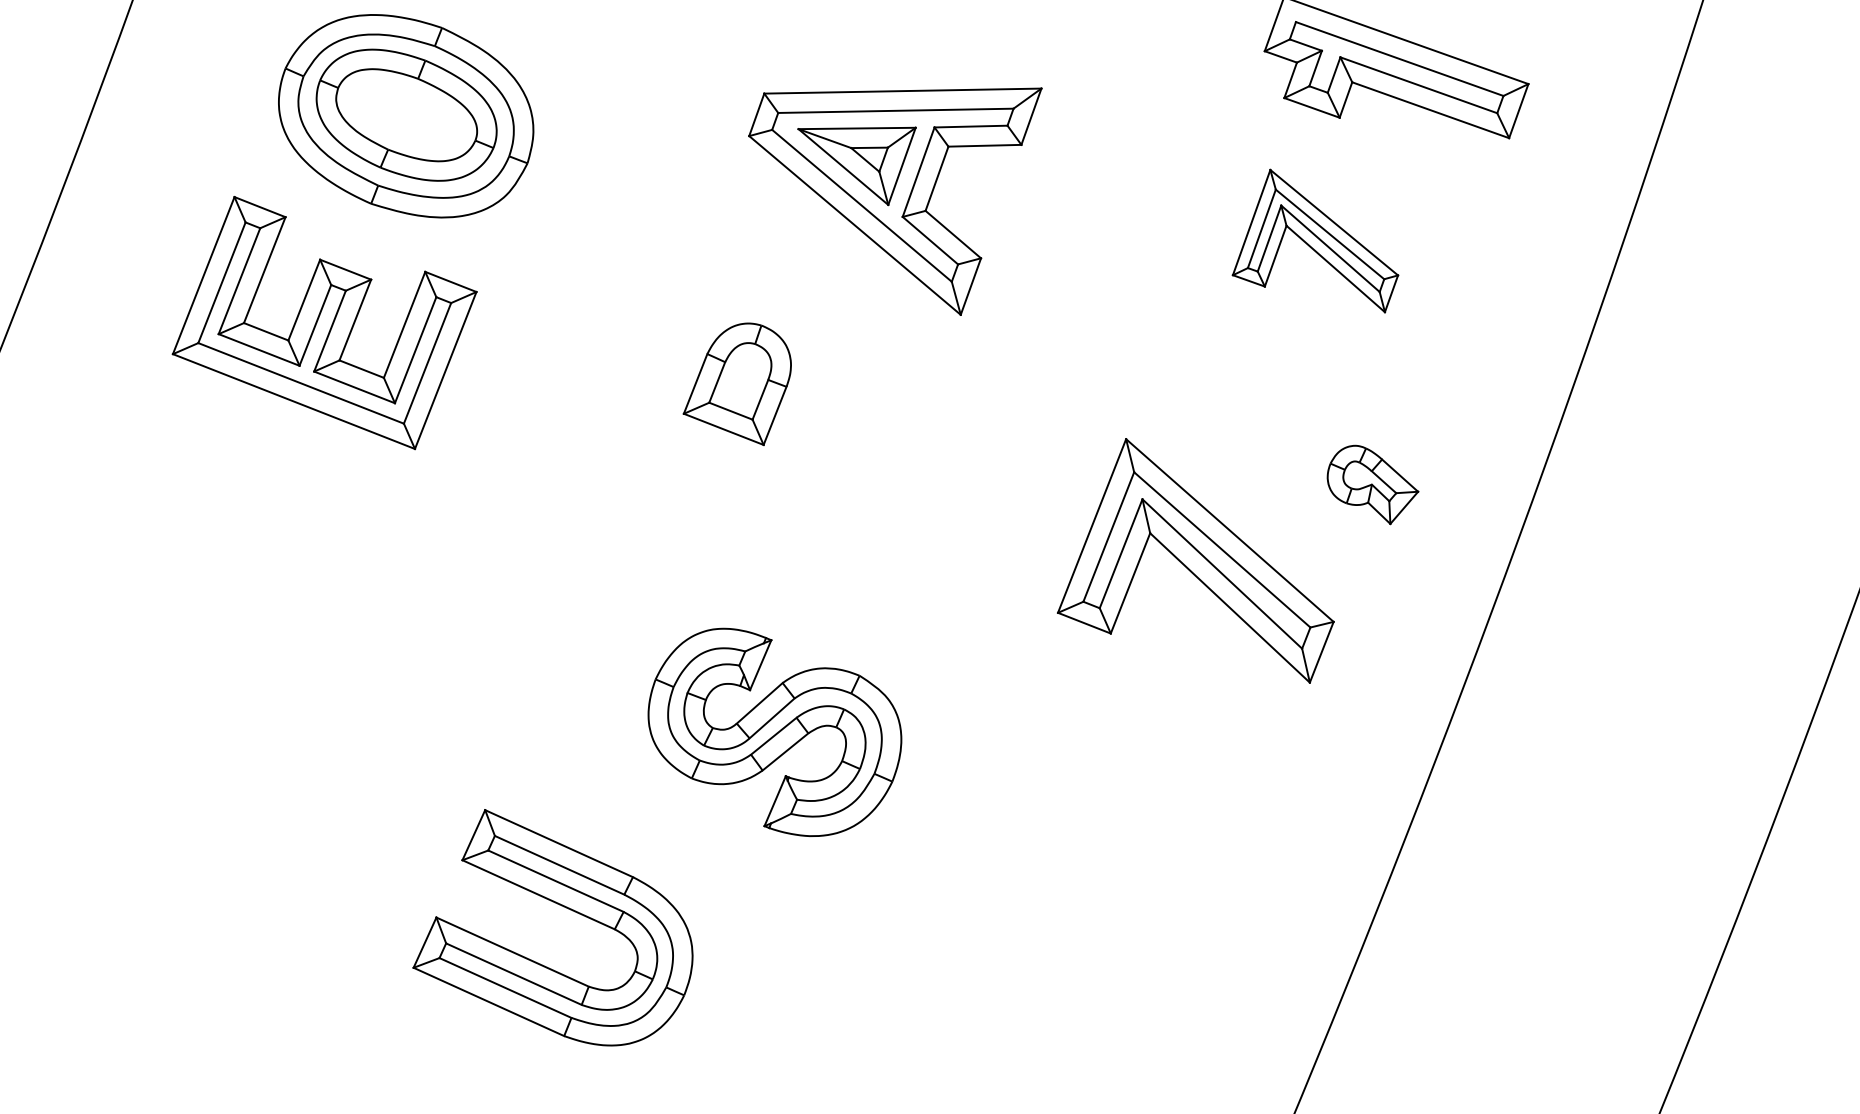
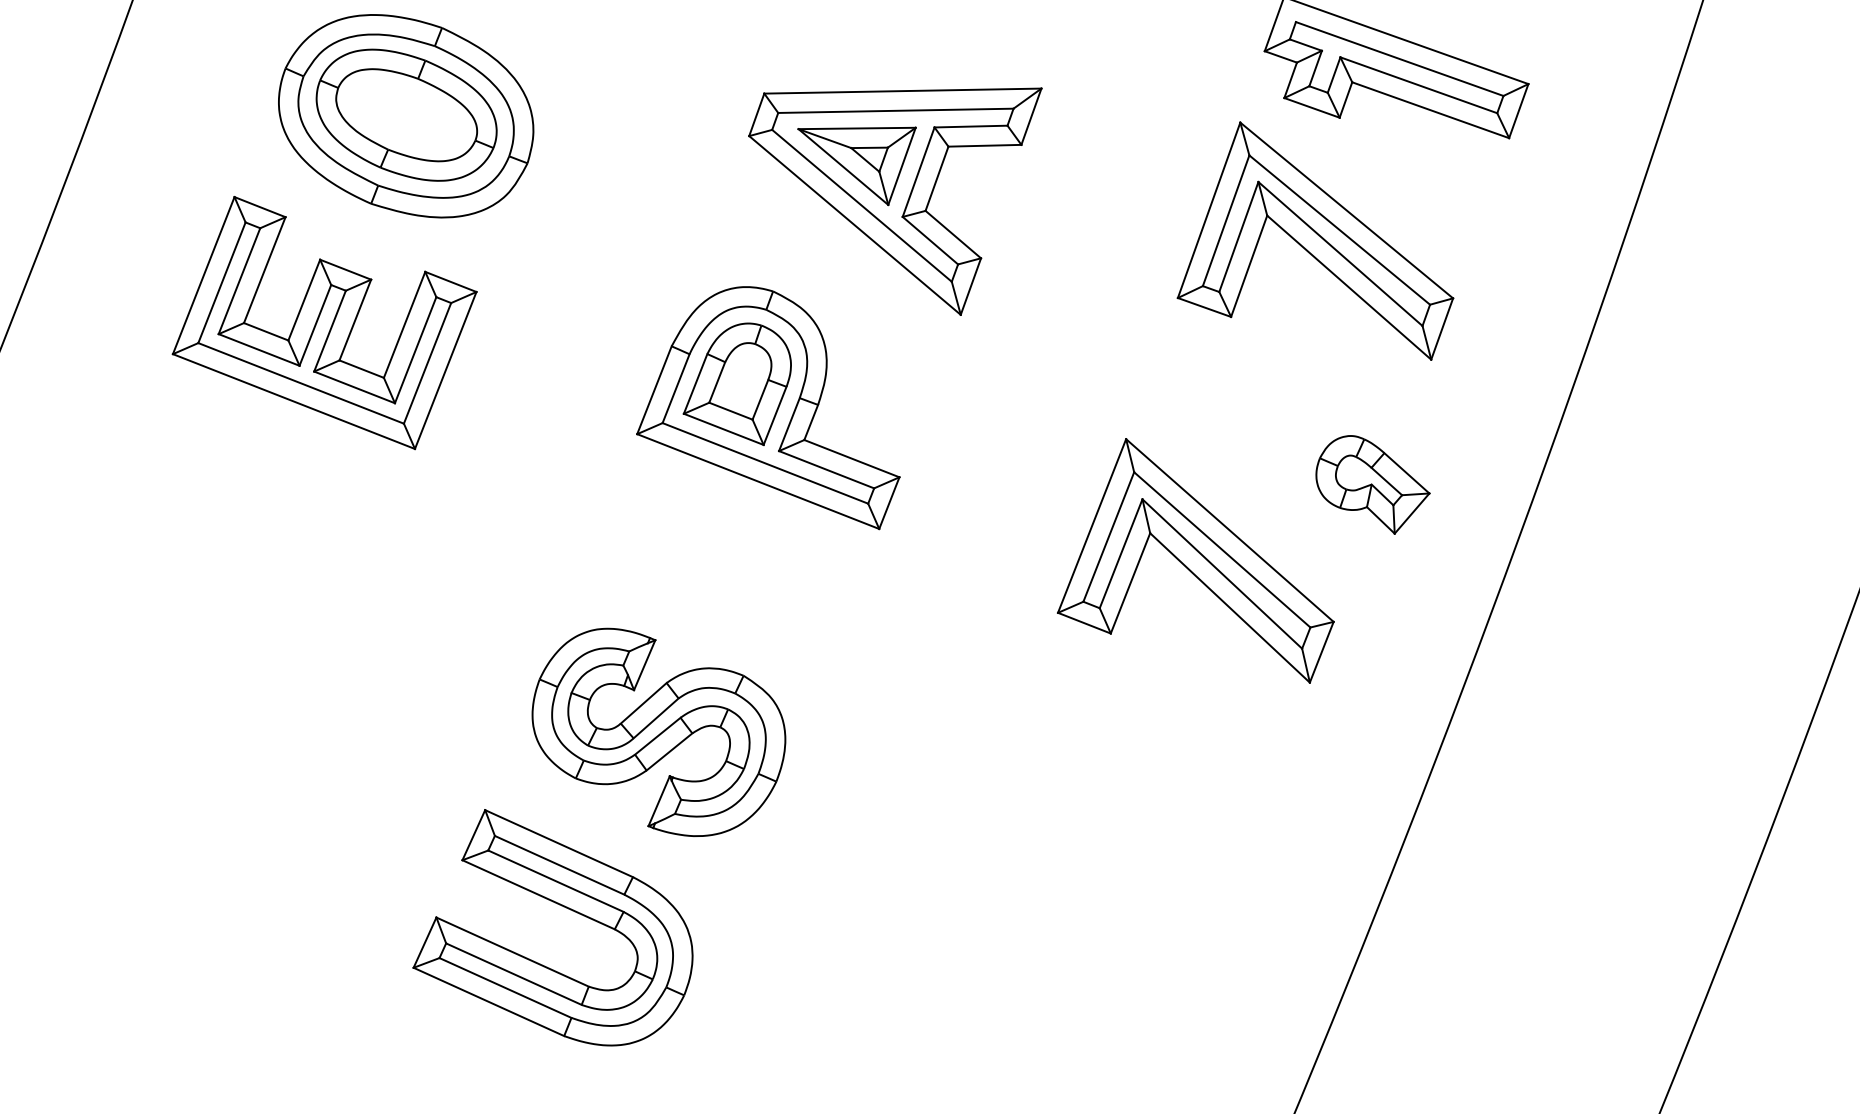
part size: 169x146 px -> 279x240 px (1315, 240)
part: none -> present (768, 408)
part size: 94x82 px -> 116x100 px (1372, 484)
part position: (774, 731) -> (658, 731) (658, 731)
